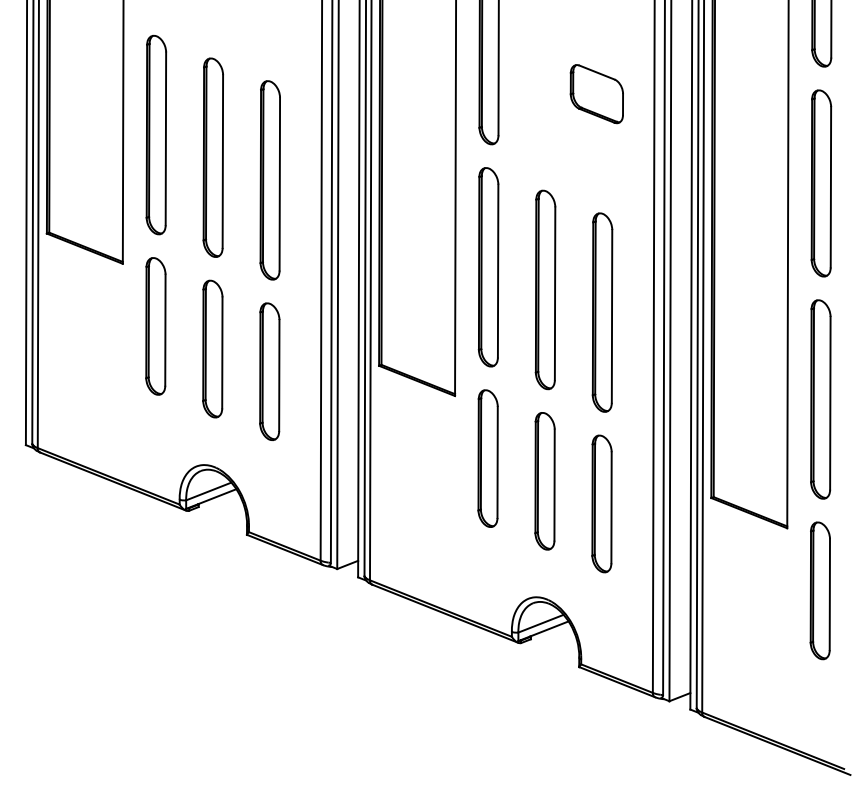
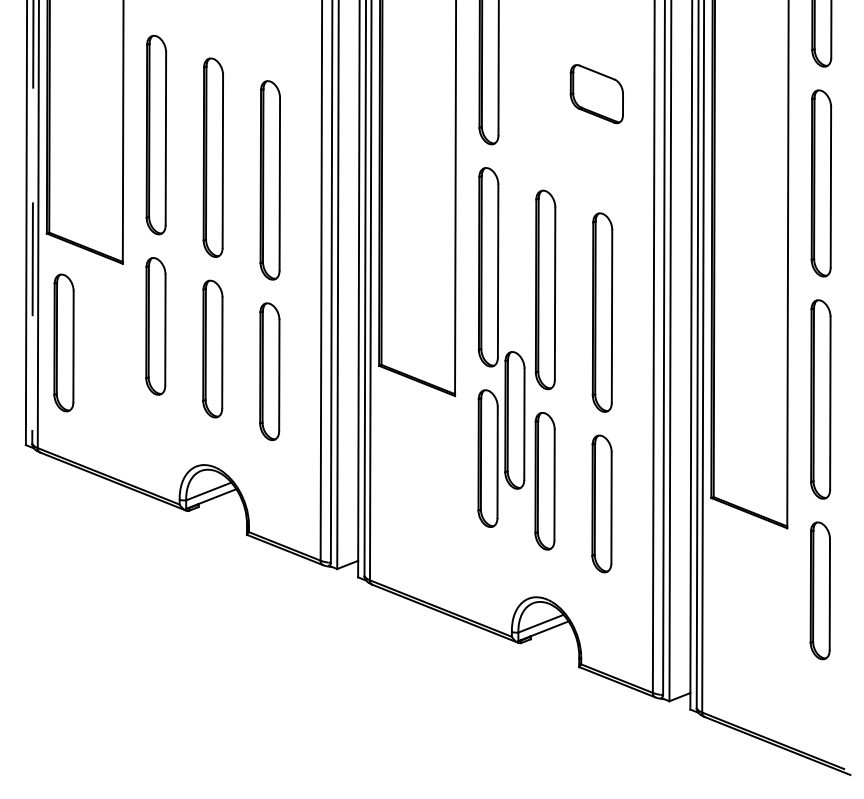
line: solid -> dashed (32, 222)
part: none -> present (63, 342)
part: none -> present (514, 420)
